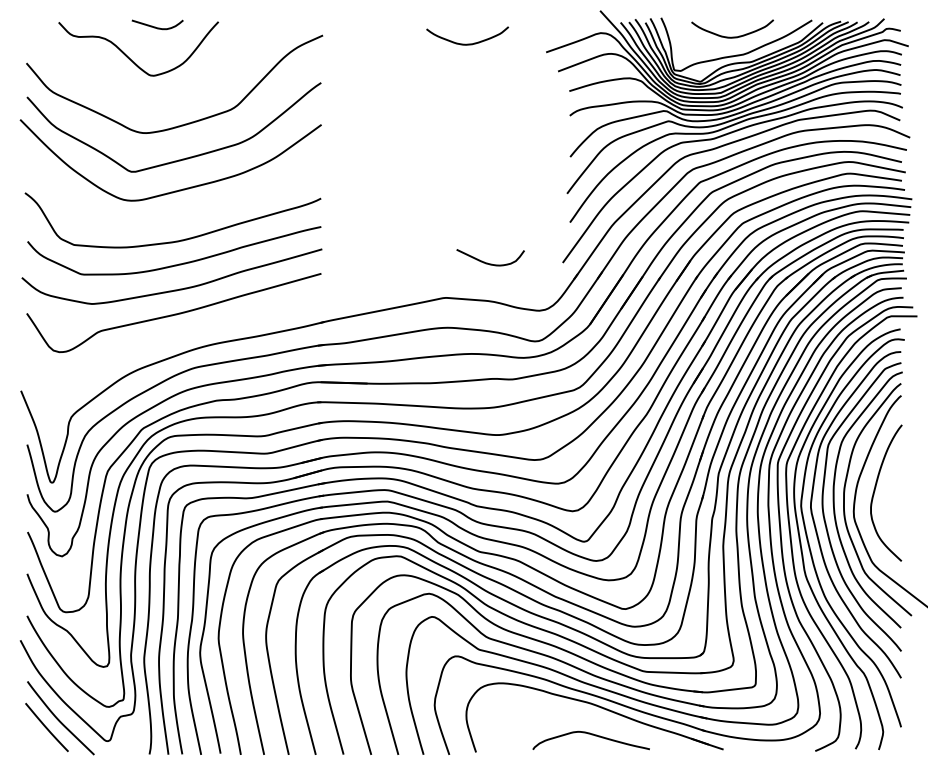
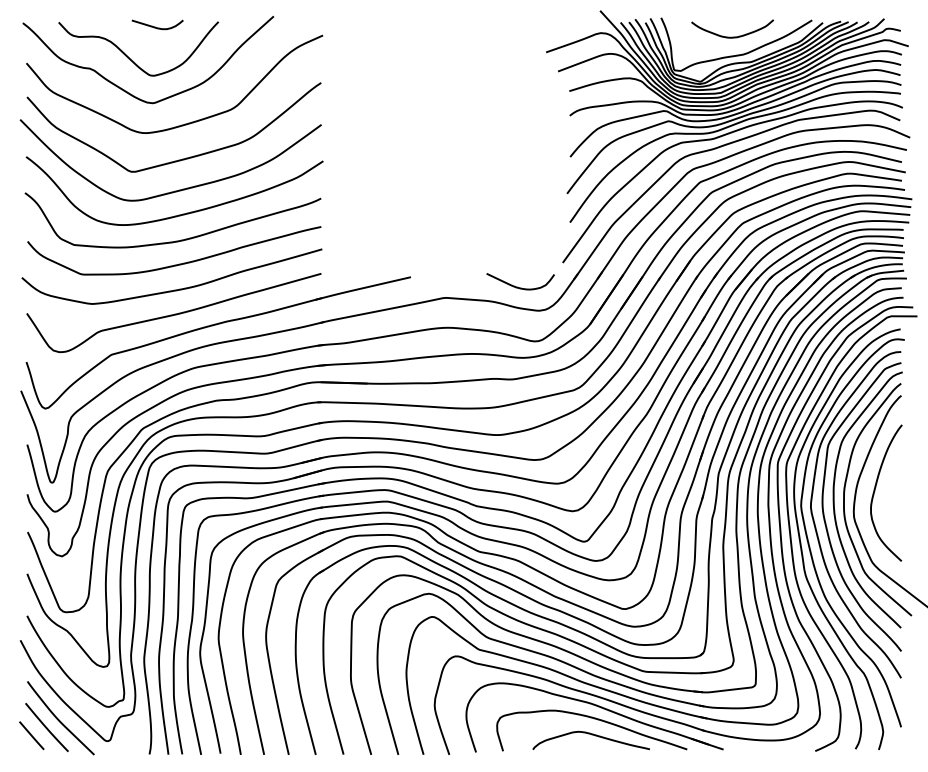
curve: present -> none (467, 43)
curve: none -> present (129, 92)
curve: none -> present (178, 214)
curve position: (487, 262) -> (517, 286) (517, 286)
part: none -> present (212, 326)
curve: none -> present (594, 719)
line: none -> present (31, 735)
